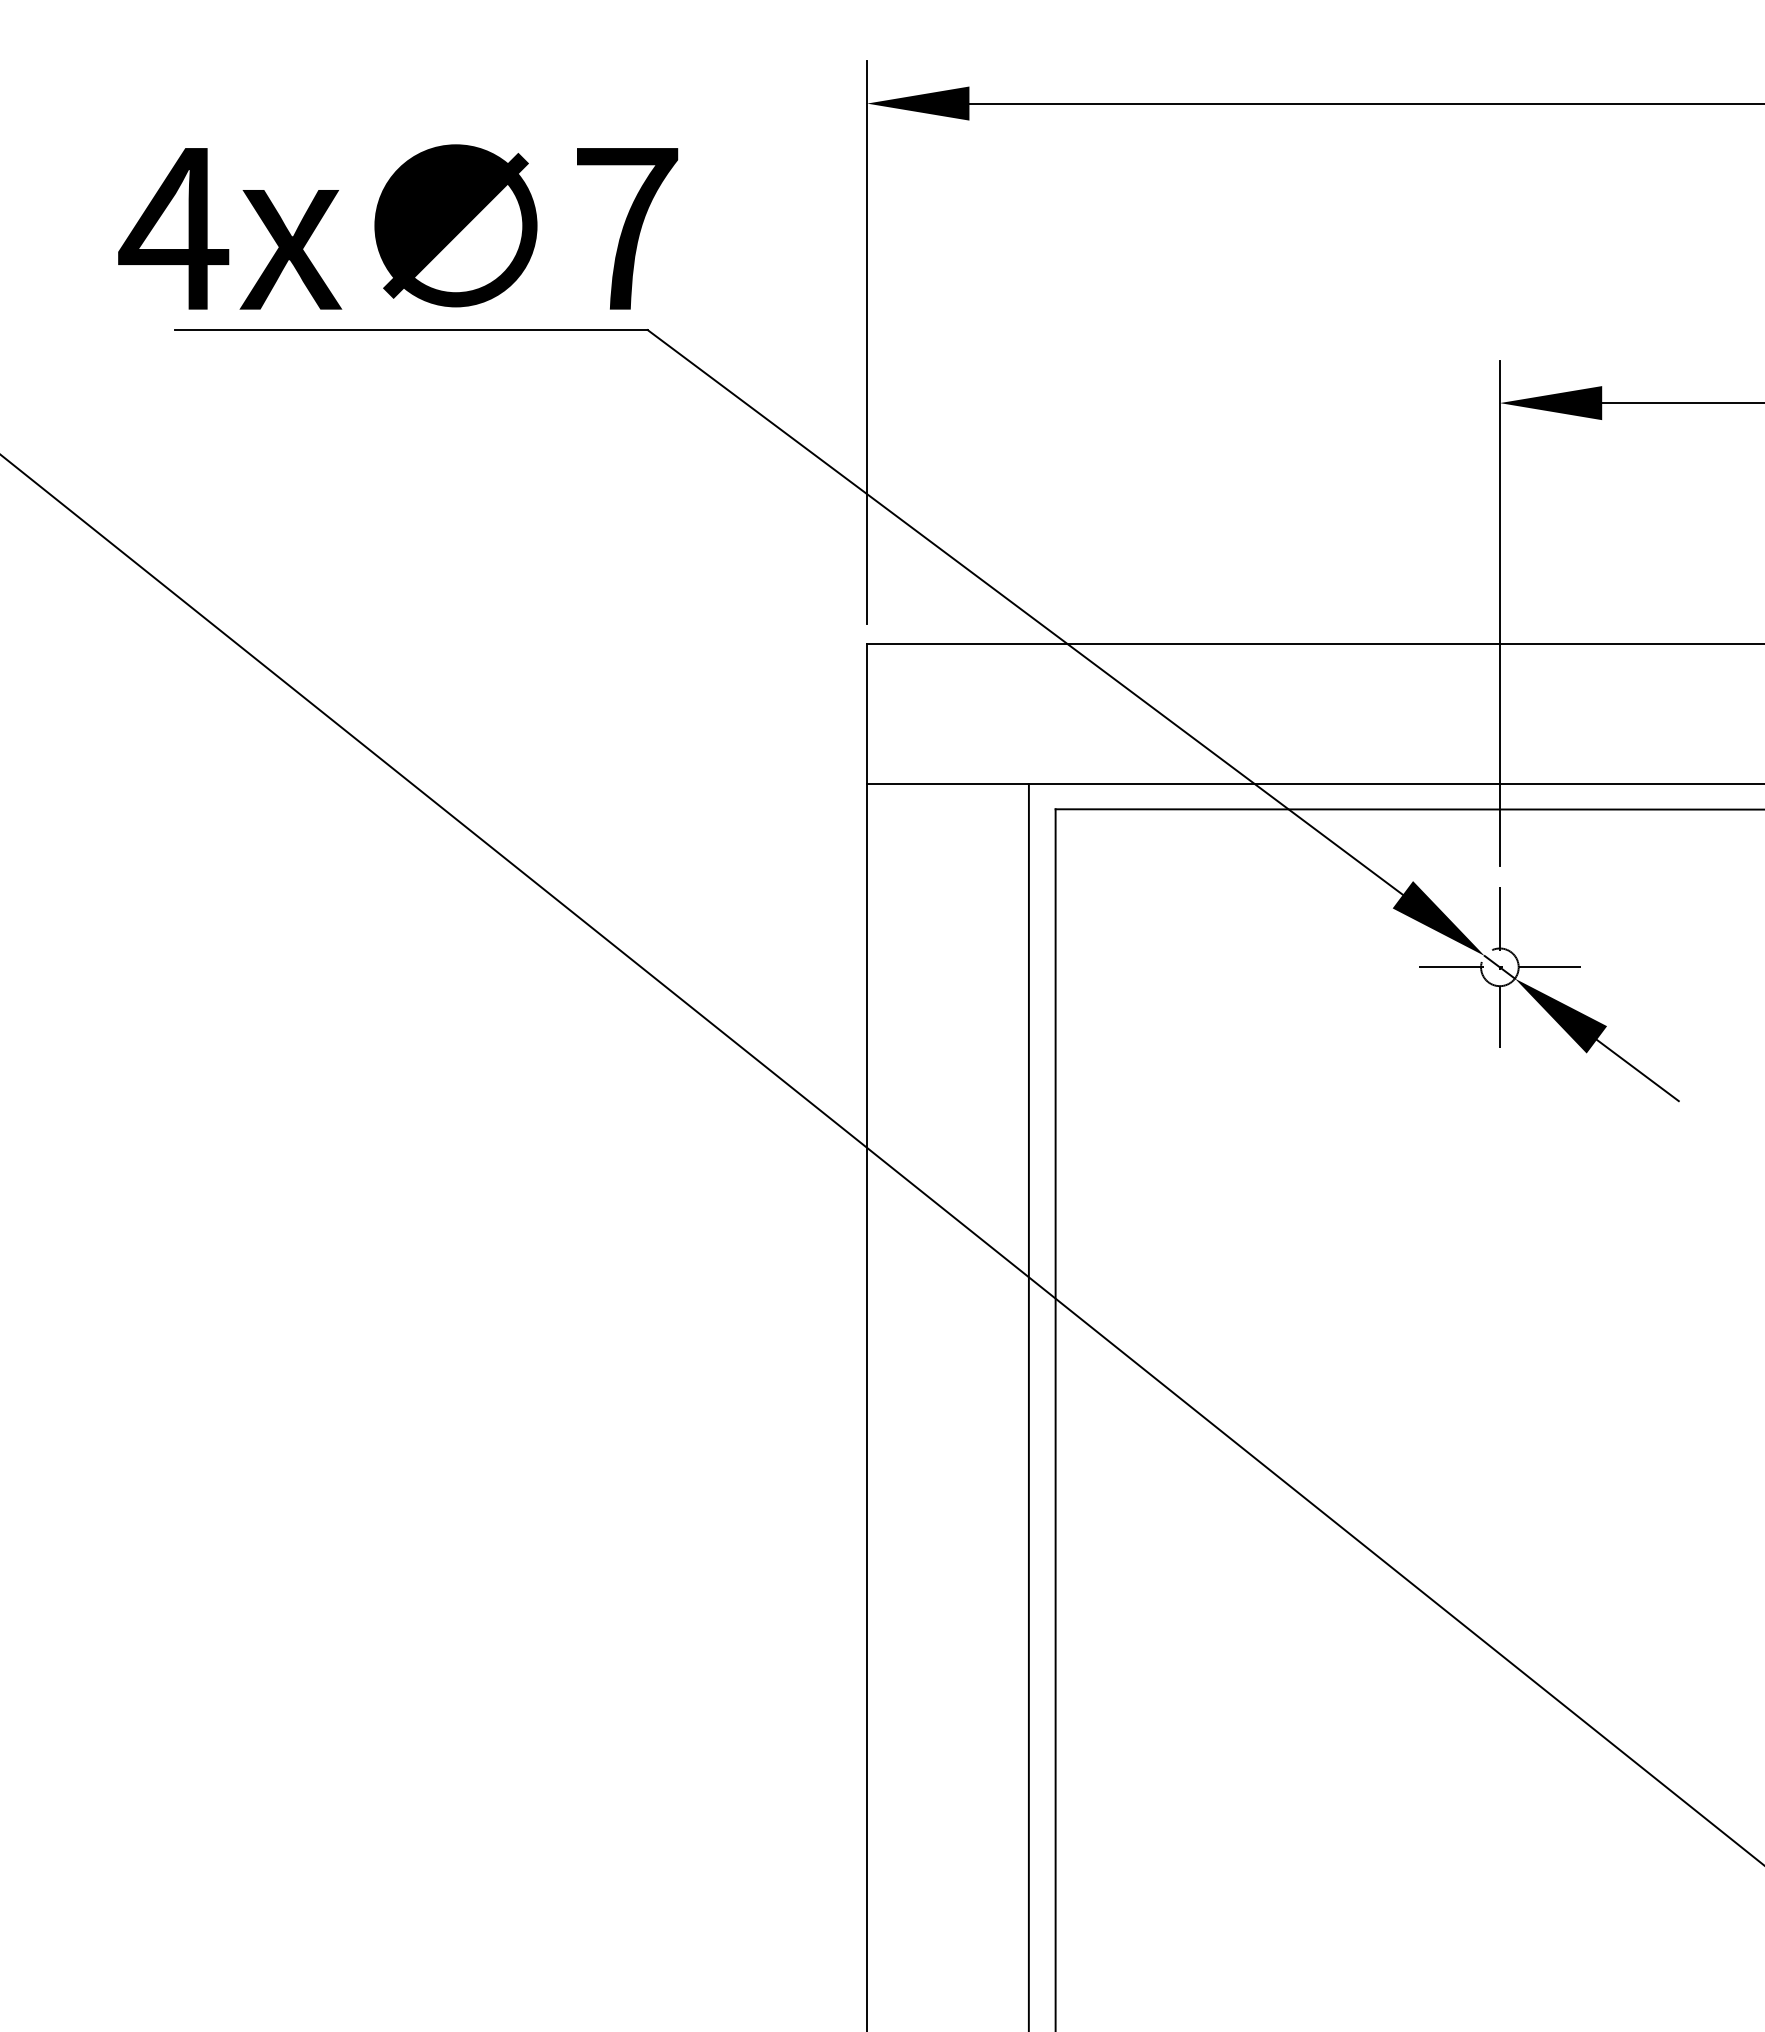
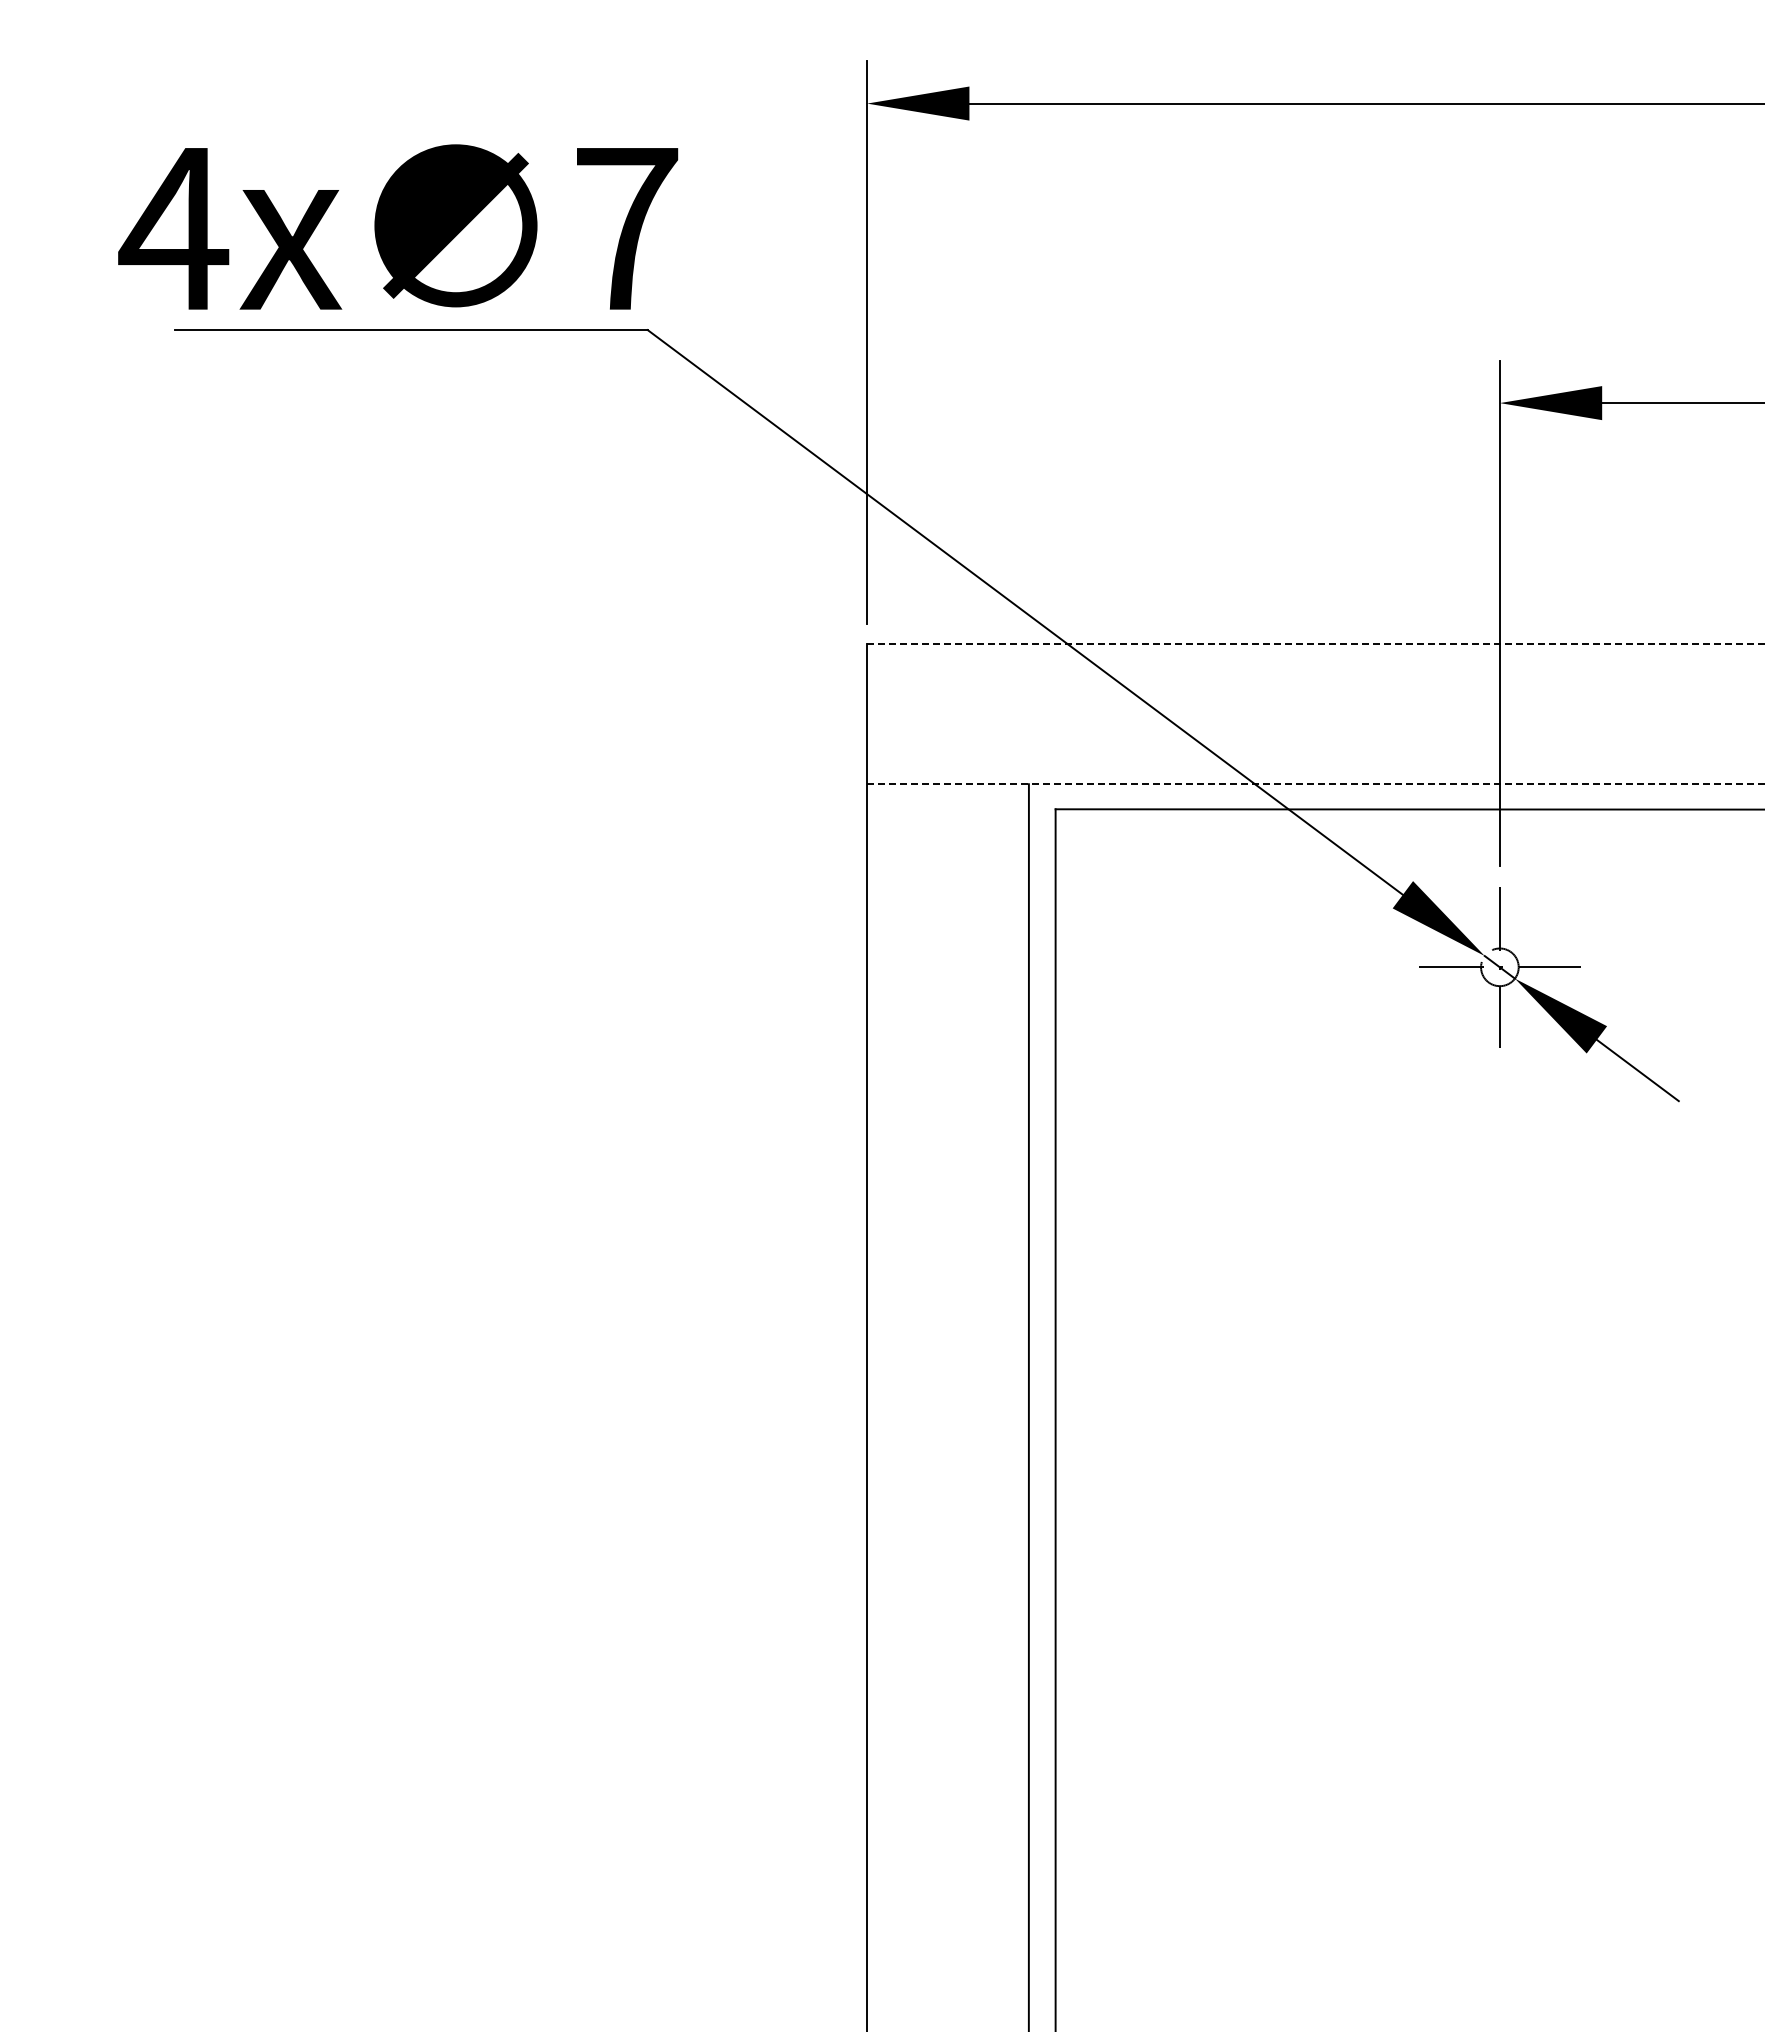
line: solid -> dashed (1316, 644)
line: solid -> dashed (1316, 784)
line: present -> none (881, 1159)
